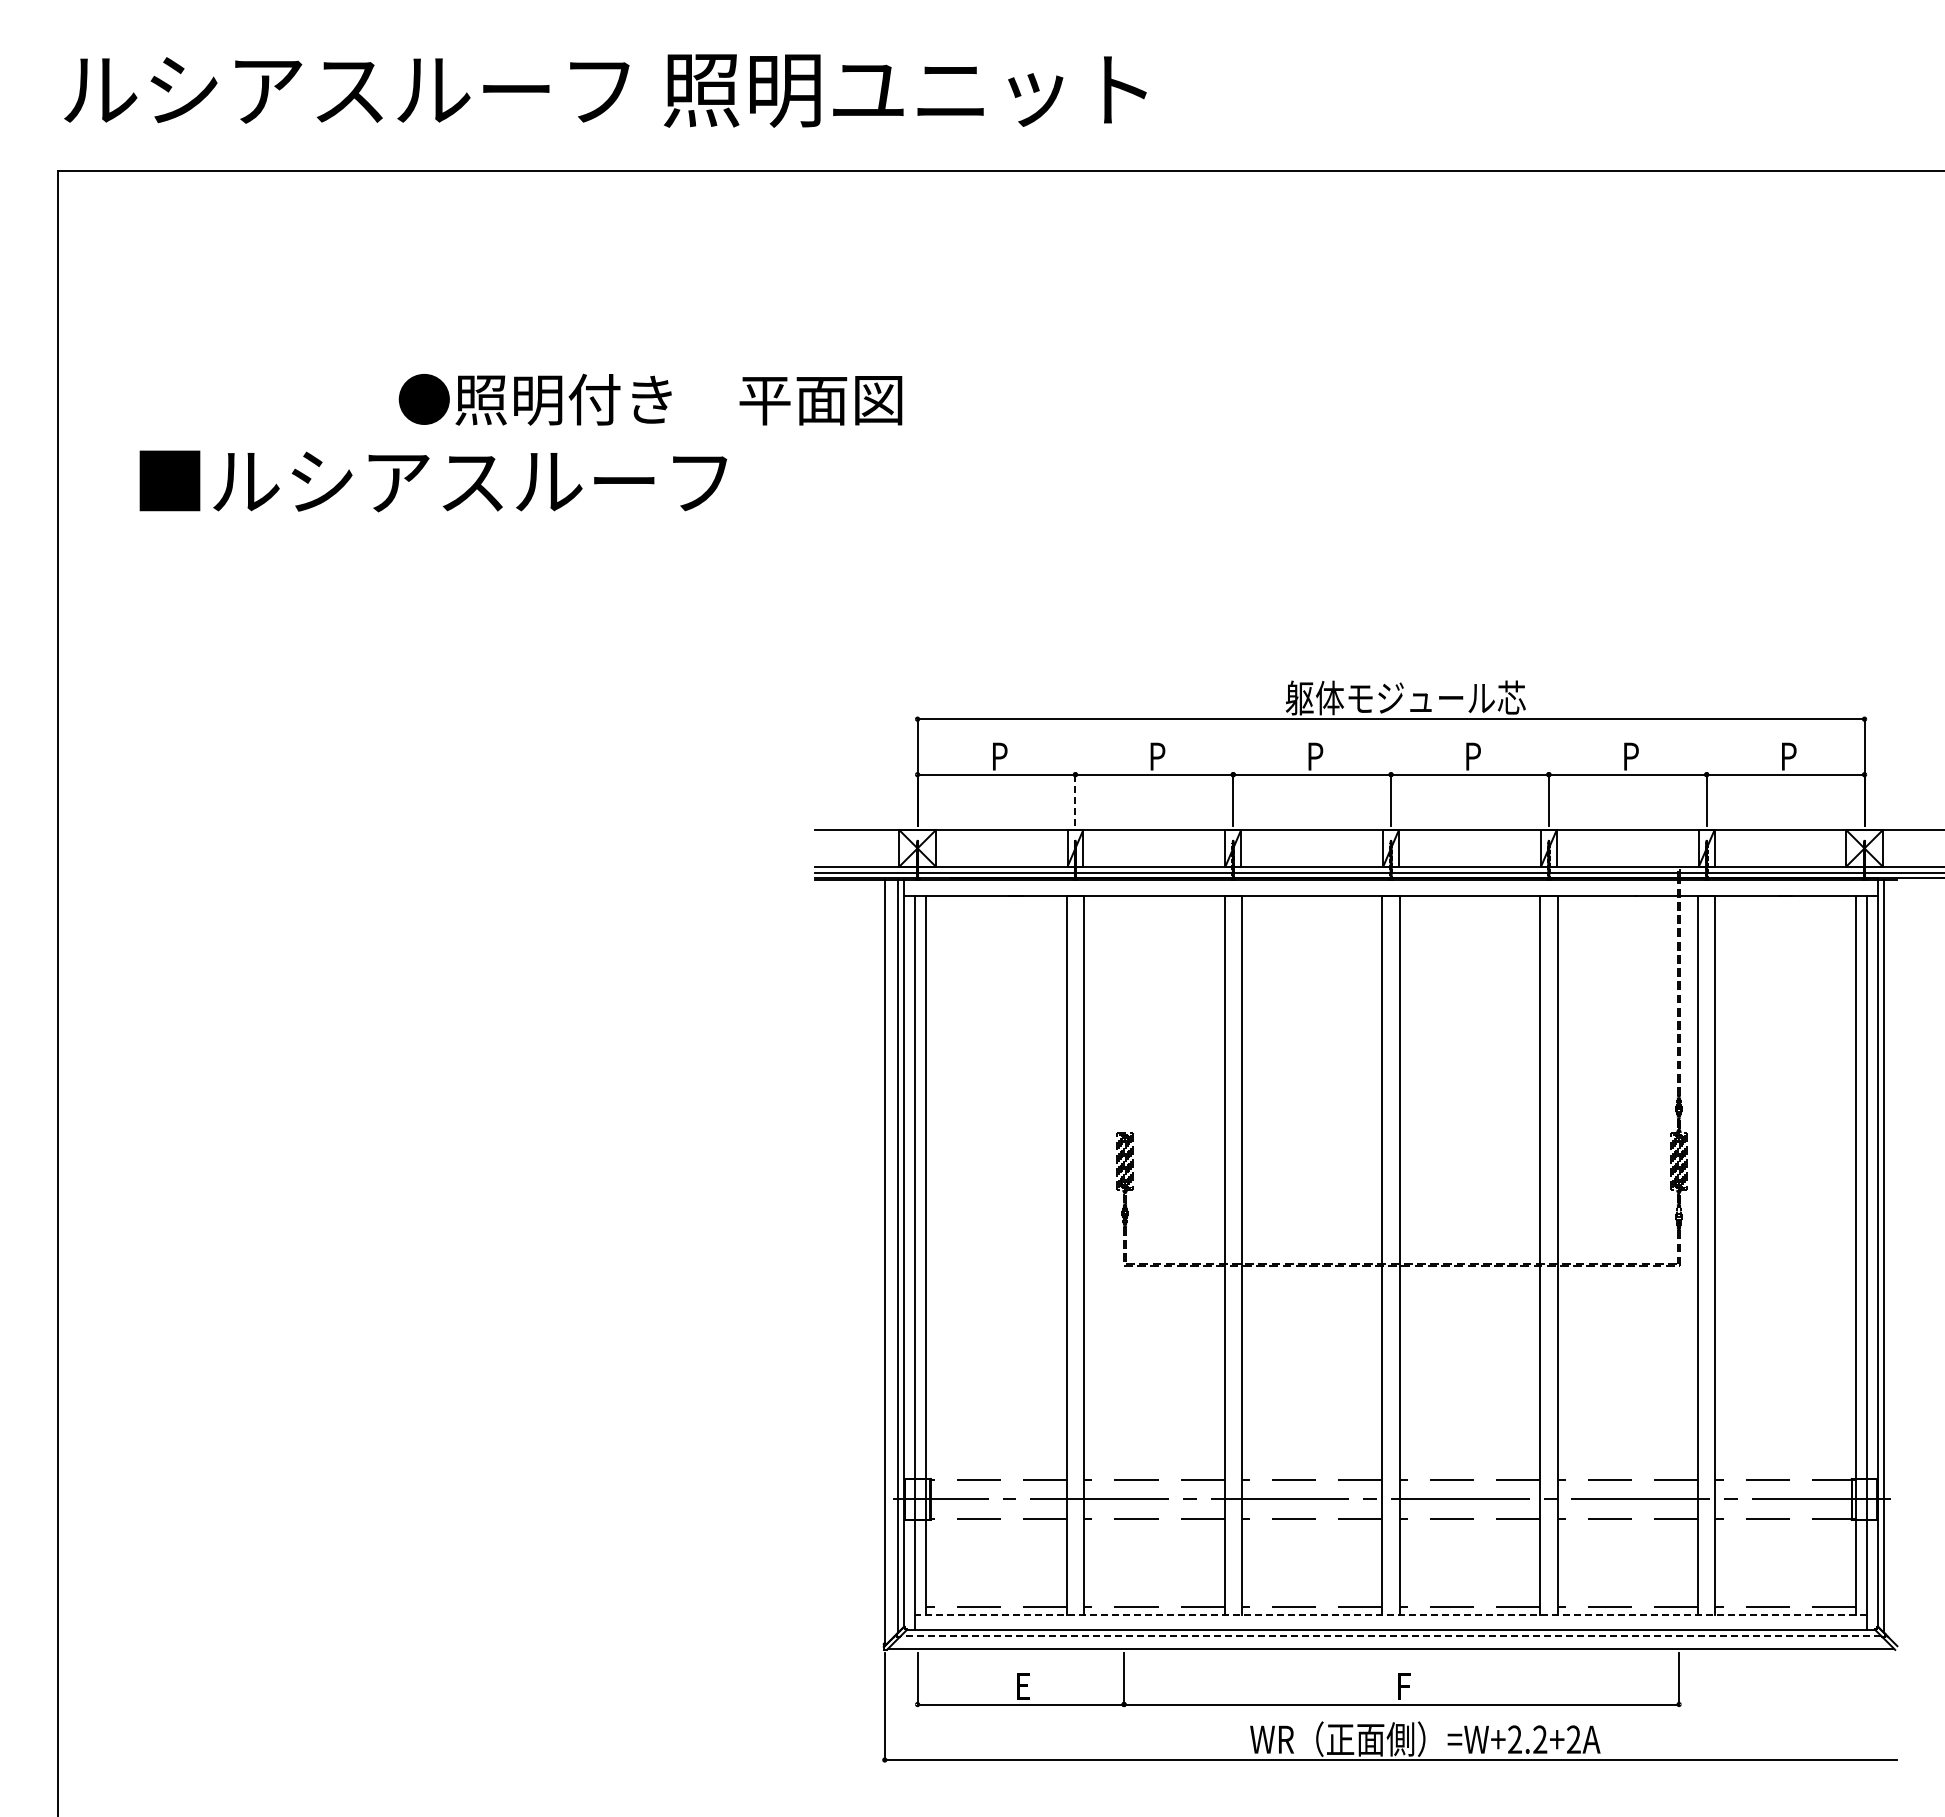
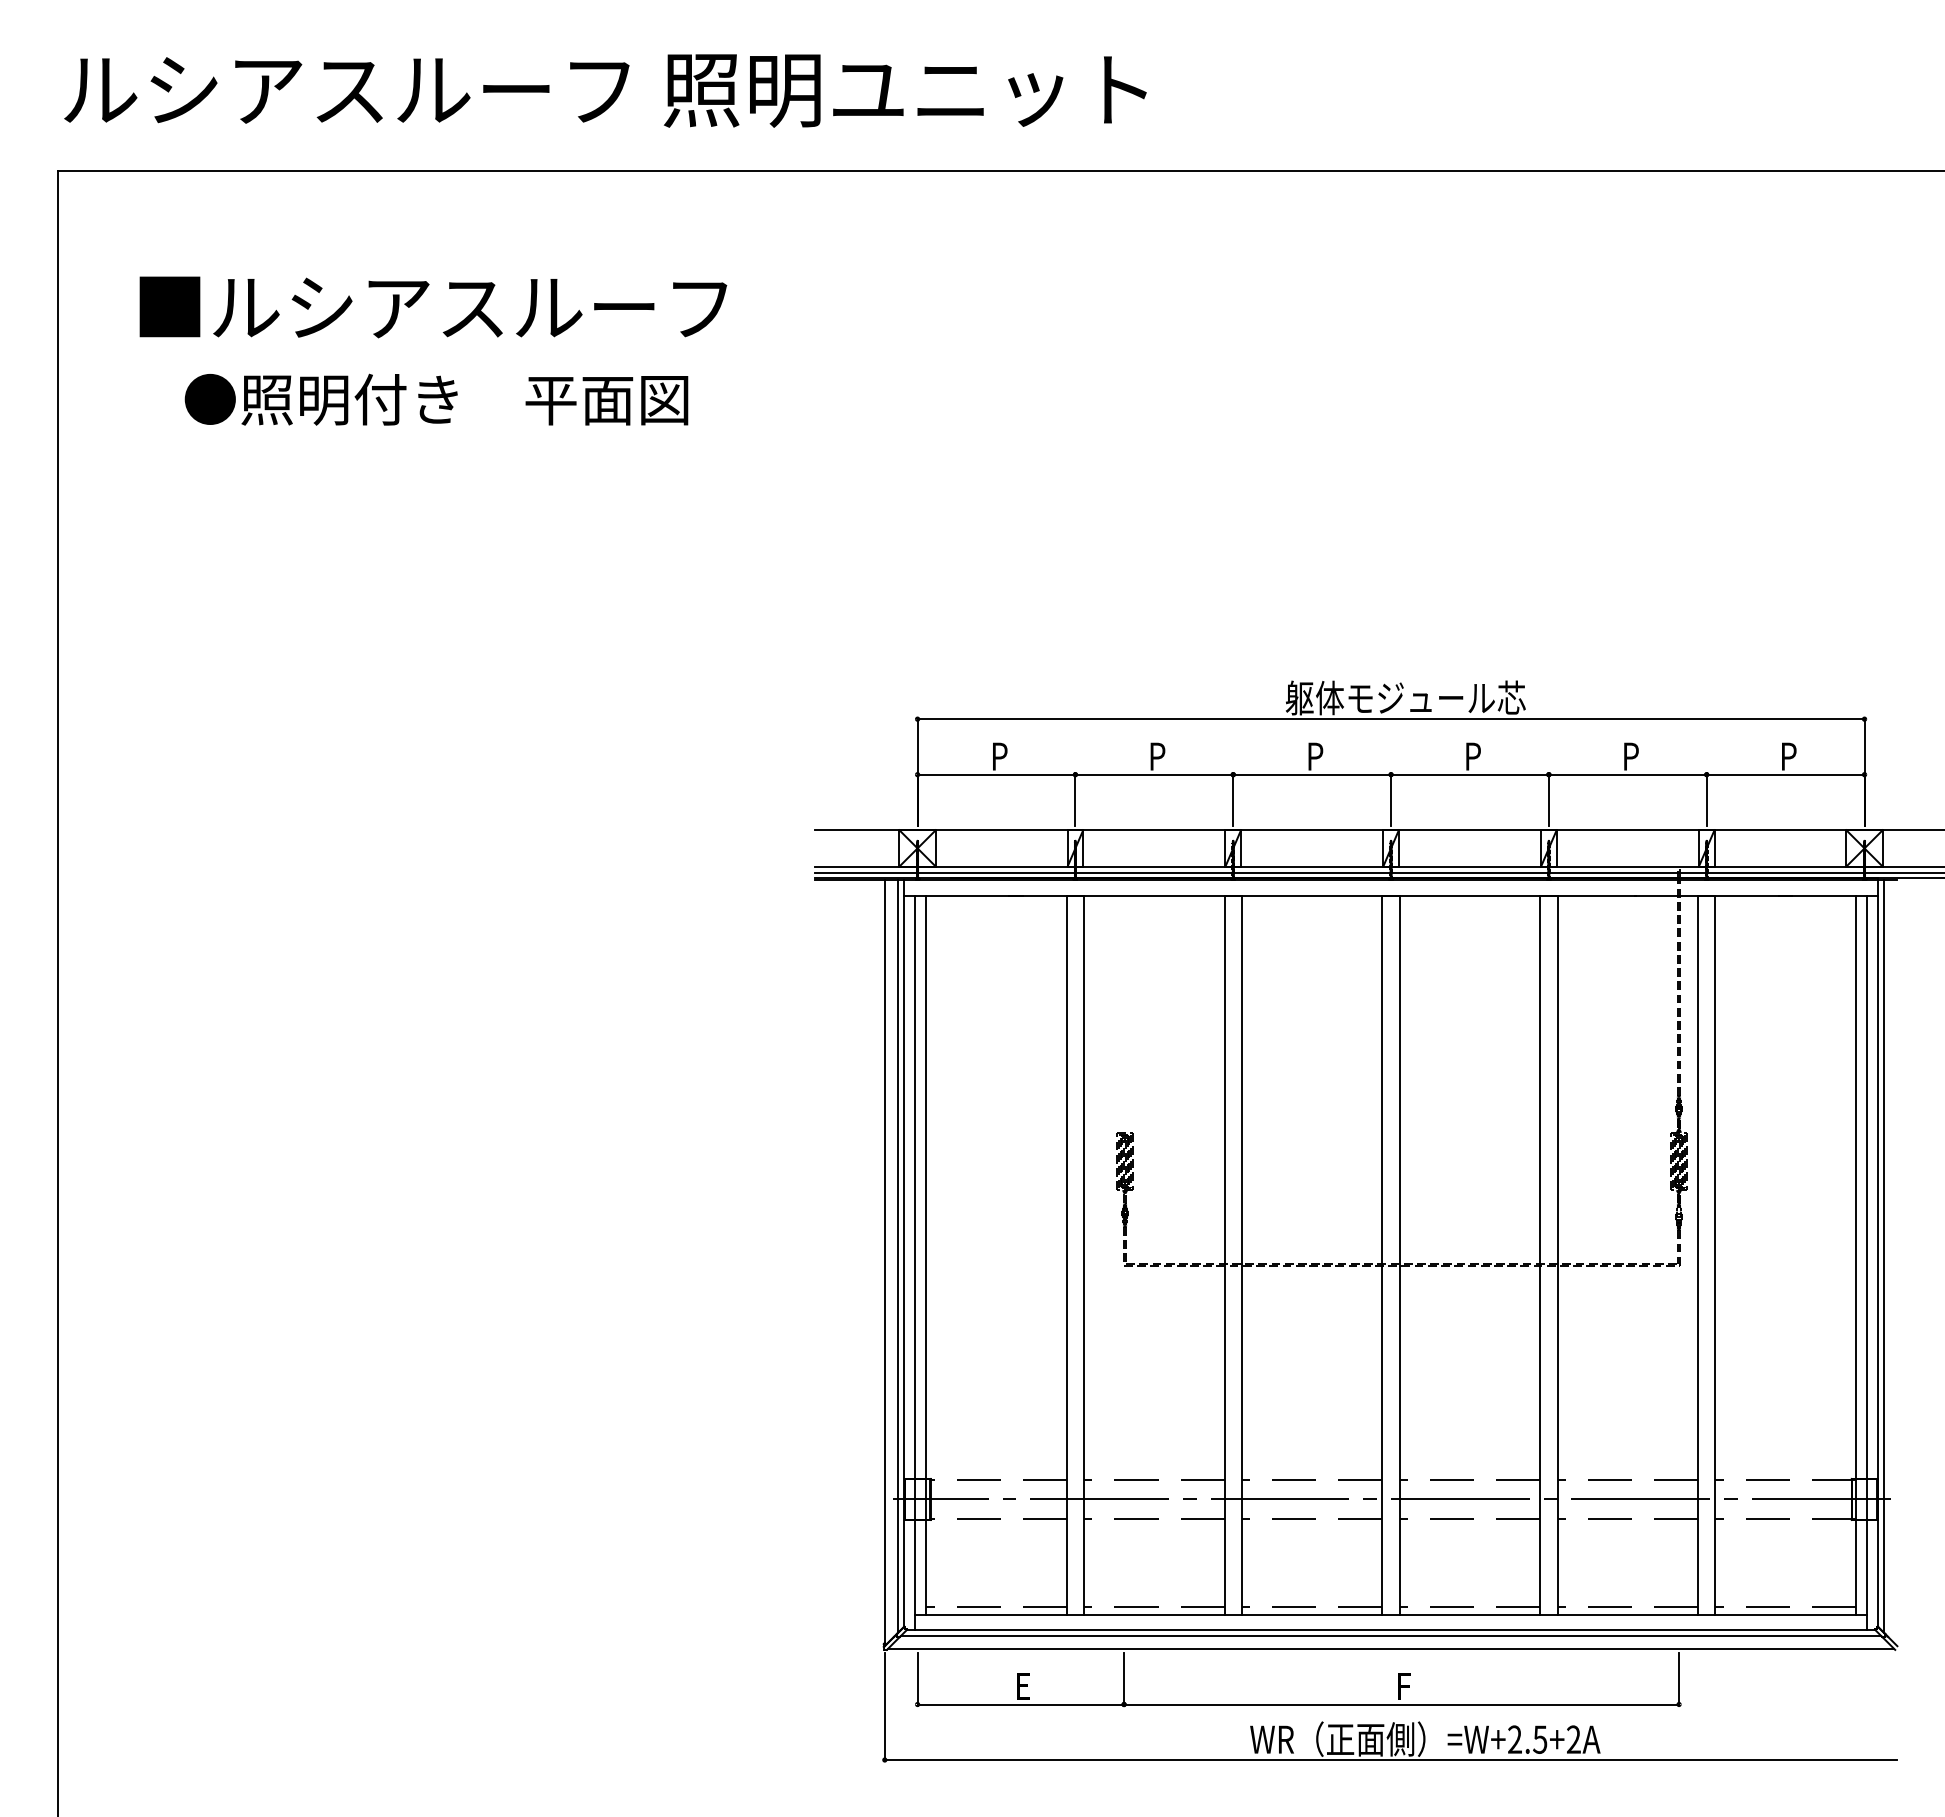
text position: (650, 399) -> (436, 399) (436, 399)
text position: (433, 481) -> (433, 307) (433, 307)
line: dashed -> solid (1075, 799)
line: dashed -> solid (1391, 1615)
line: dashed -> solid (1390, 1636)
text: =W+2.2+2A -> =W+2.5+2A (1540, 1739)
